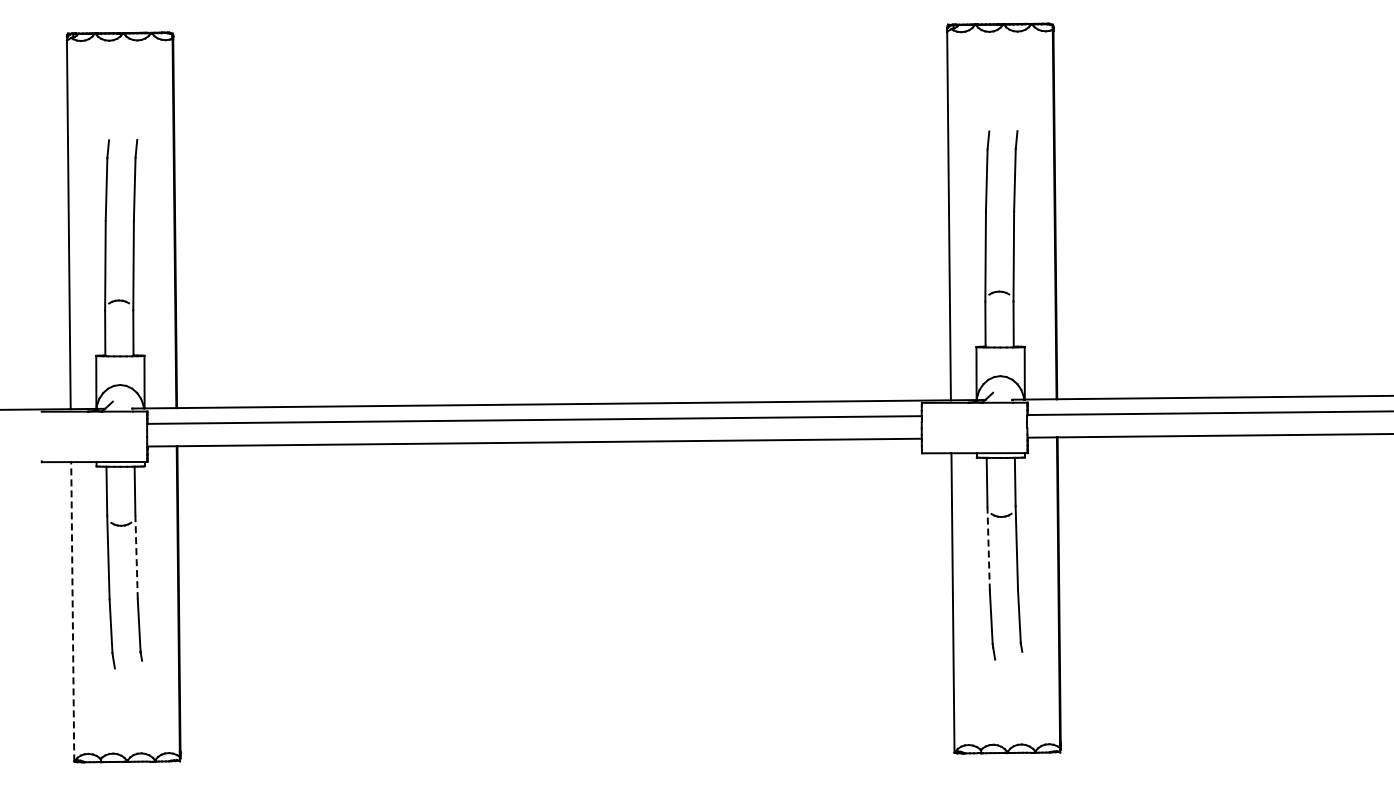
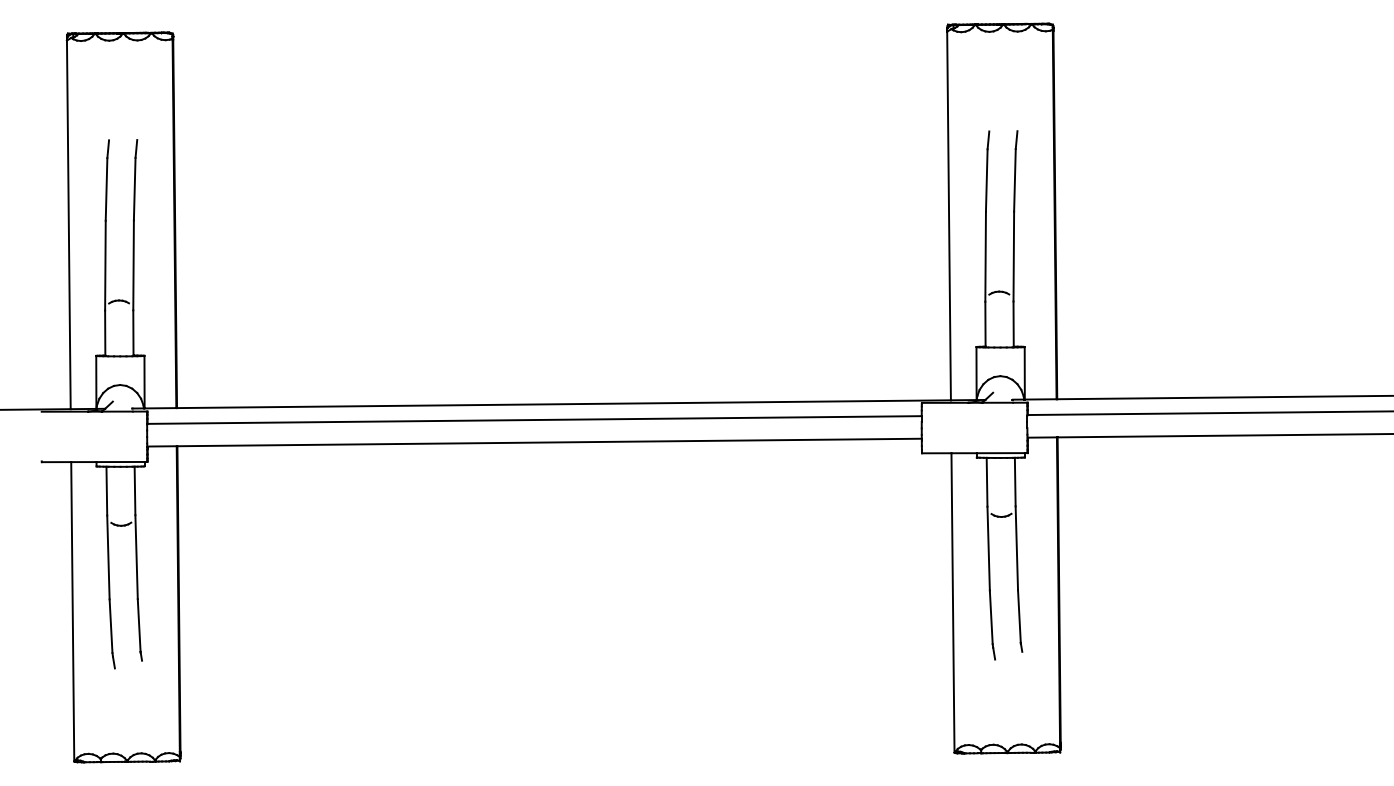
line: dashed -> solid (988, 548)
line: dashed -> solid (136, 557)
line: dashed -> solid (72, 611)
